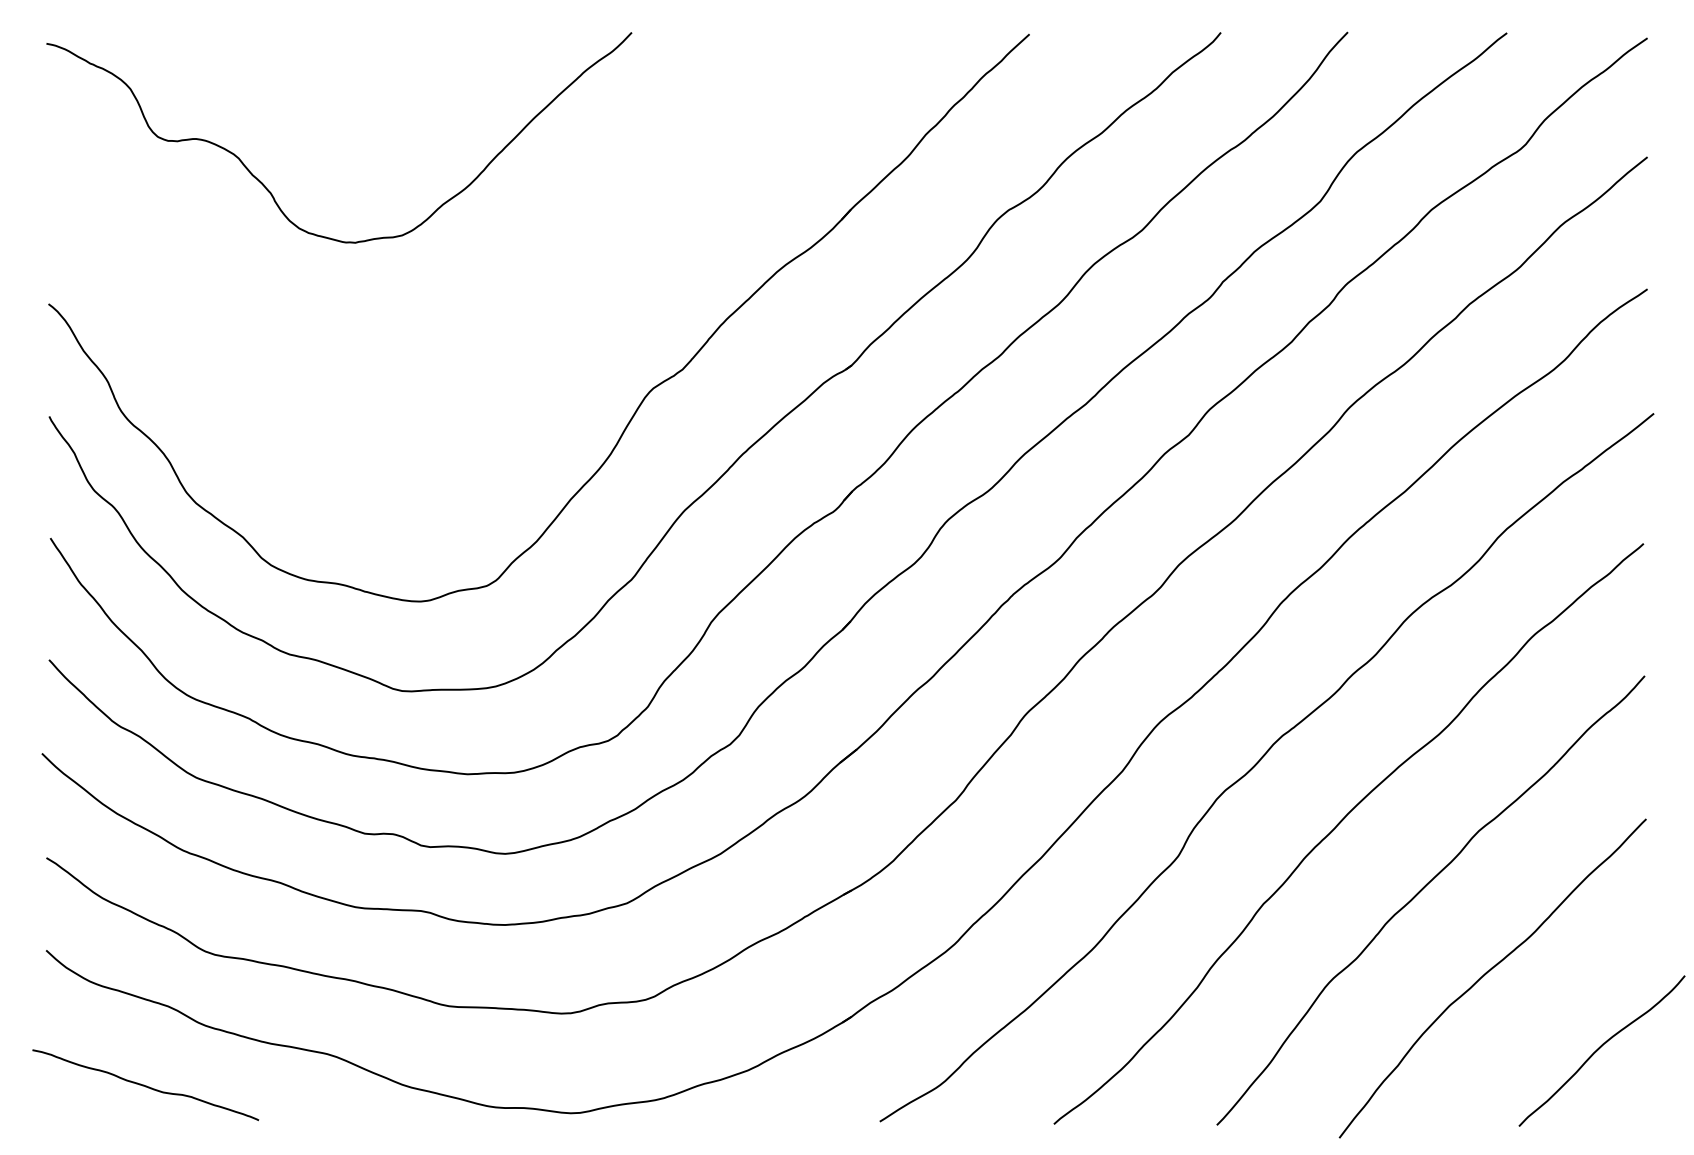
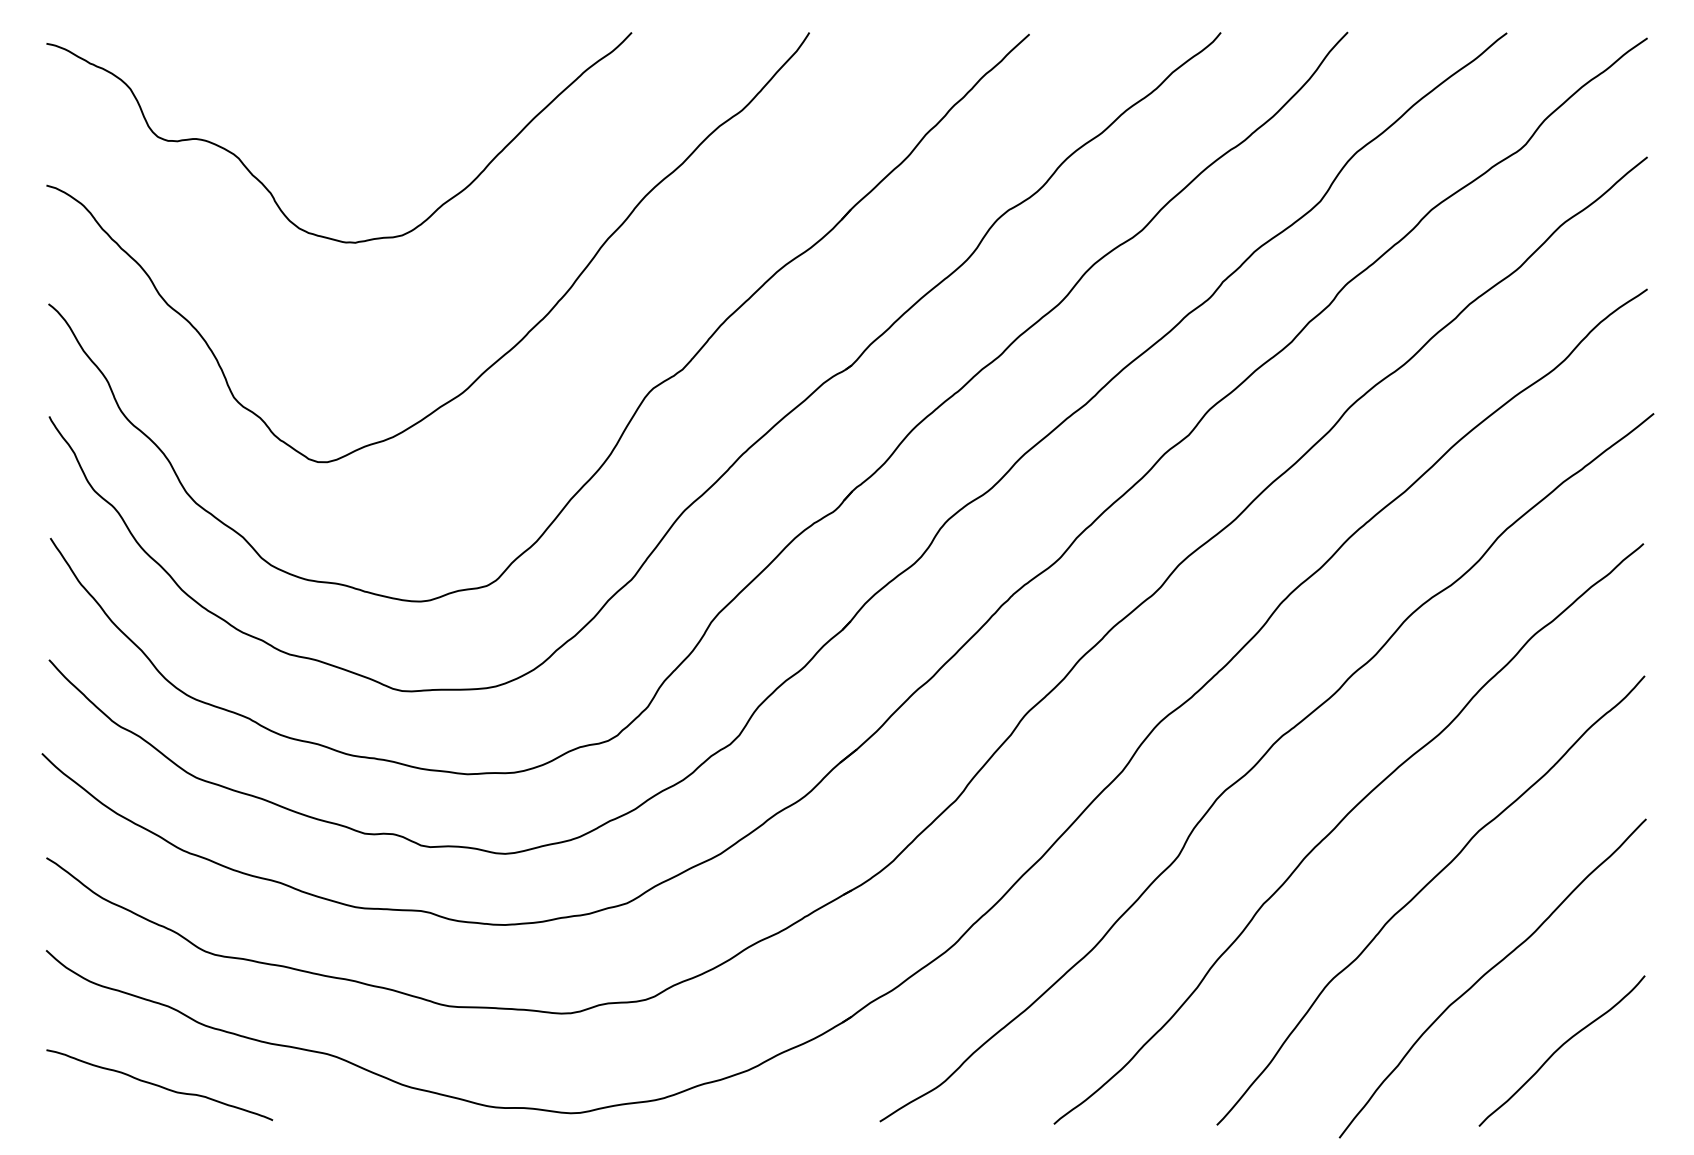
curve: none -> present (510, 348)
curve position: (1600, 1048) -> (1560, 1048) (1560, 1048)
curve position: (145, 1085) -> (159, 1085) (159, 1085)
